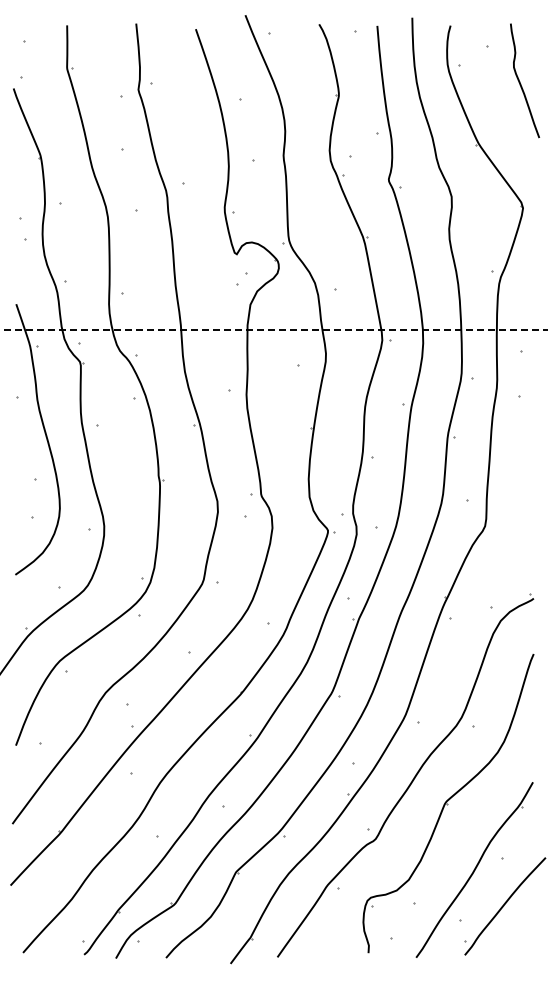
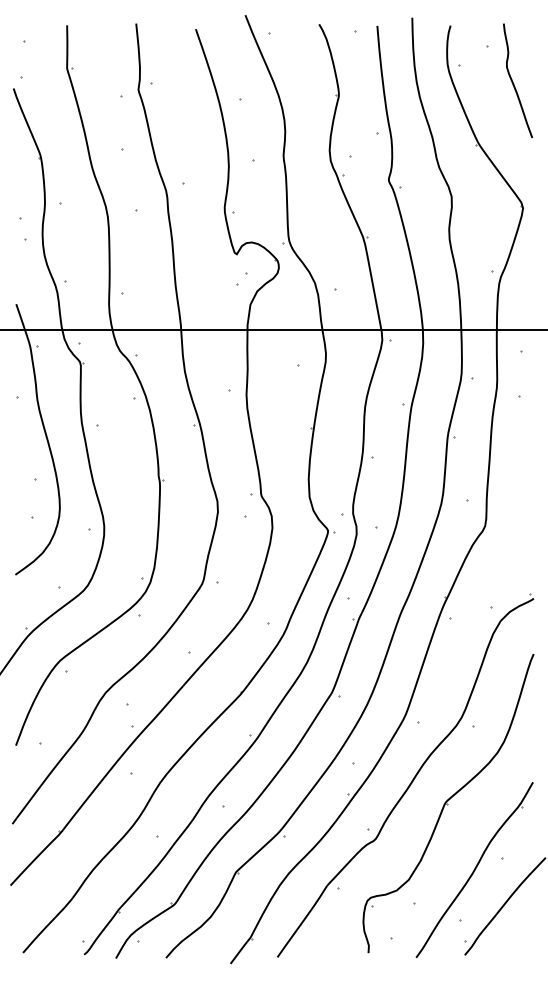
curve position: (520, 81) -> (513, 81) (513, 81)
line: dashed -> solid (273, 329)
